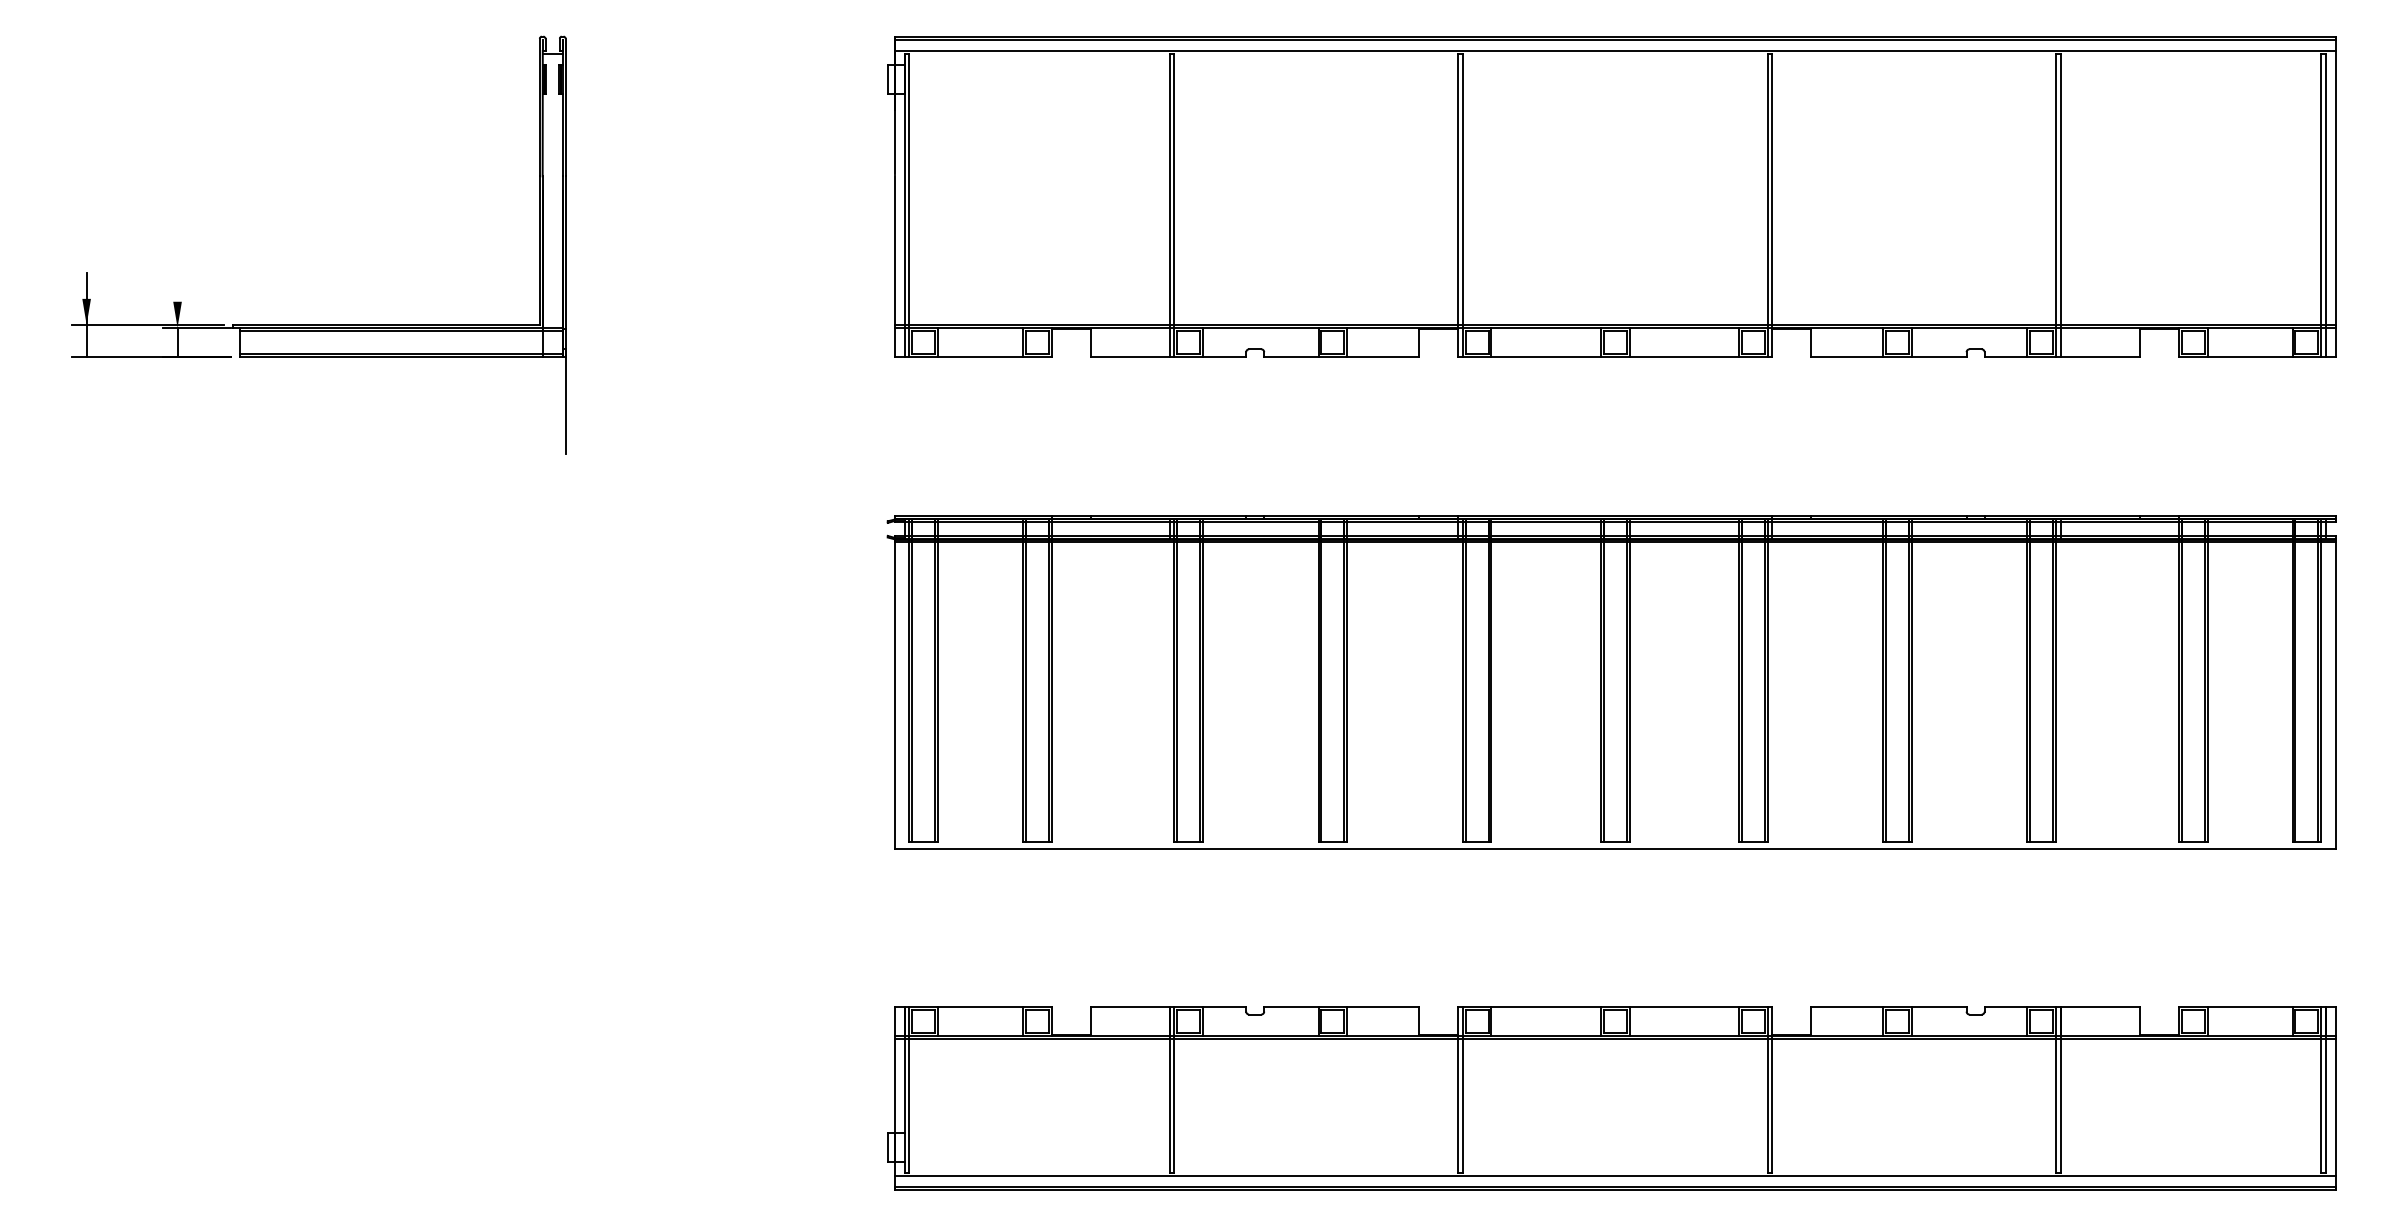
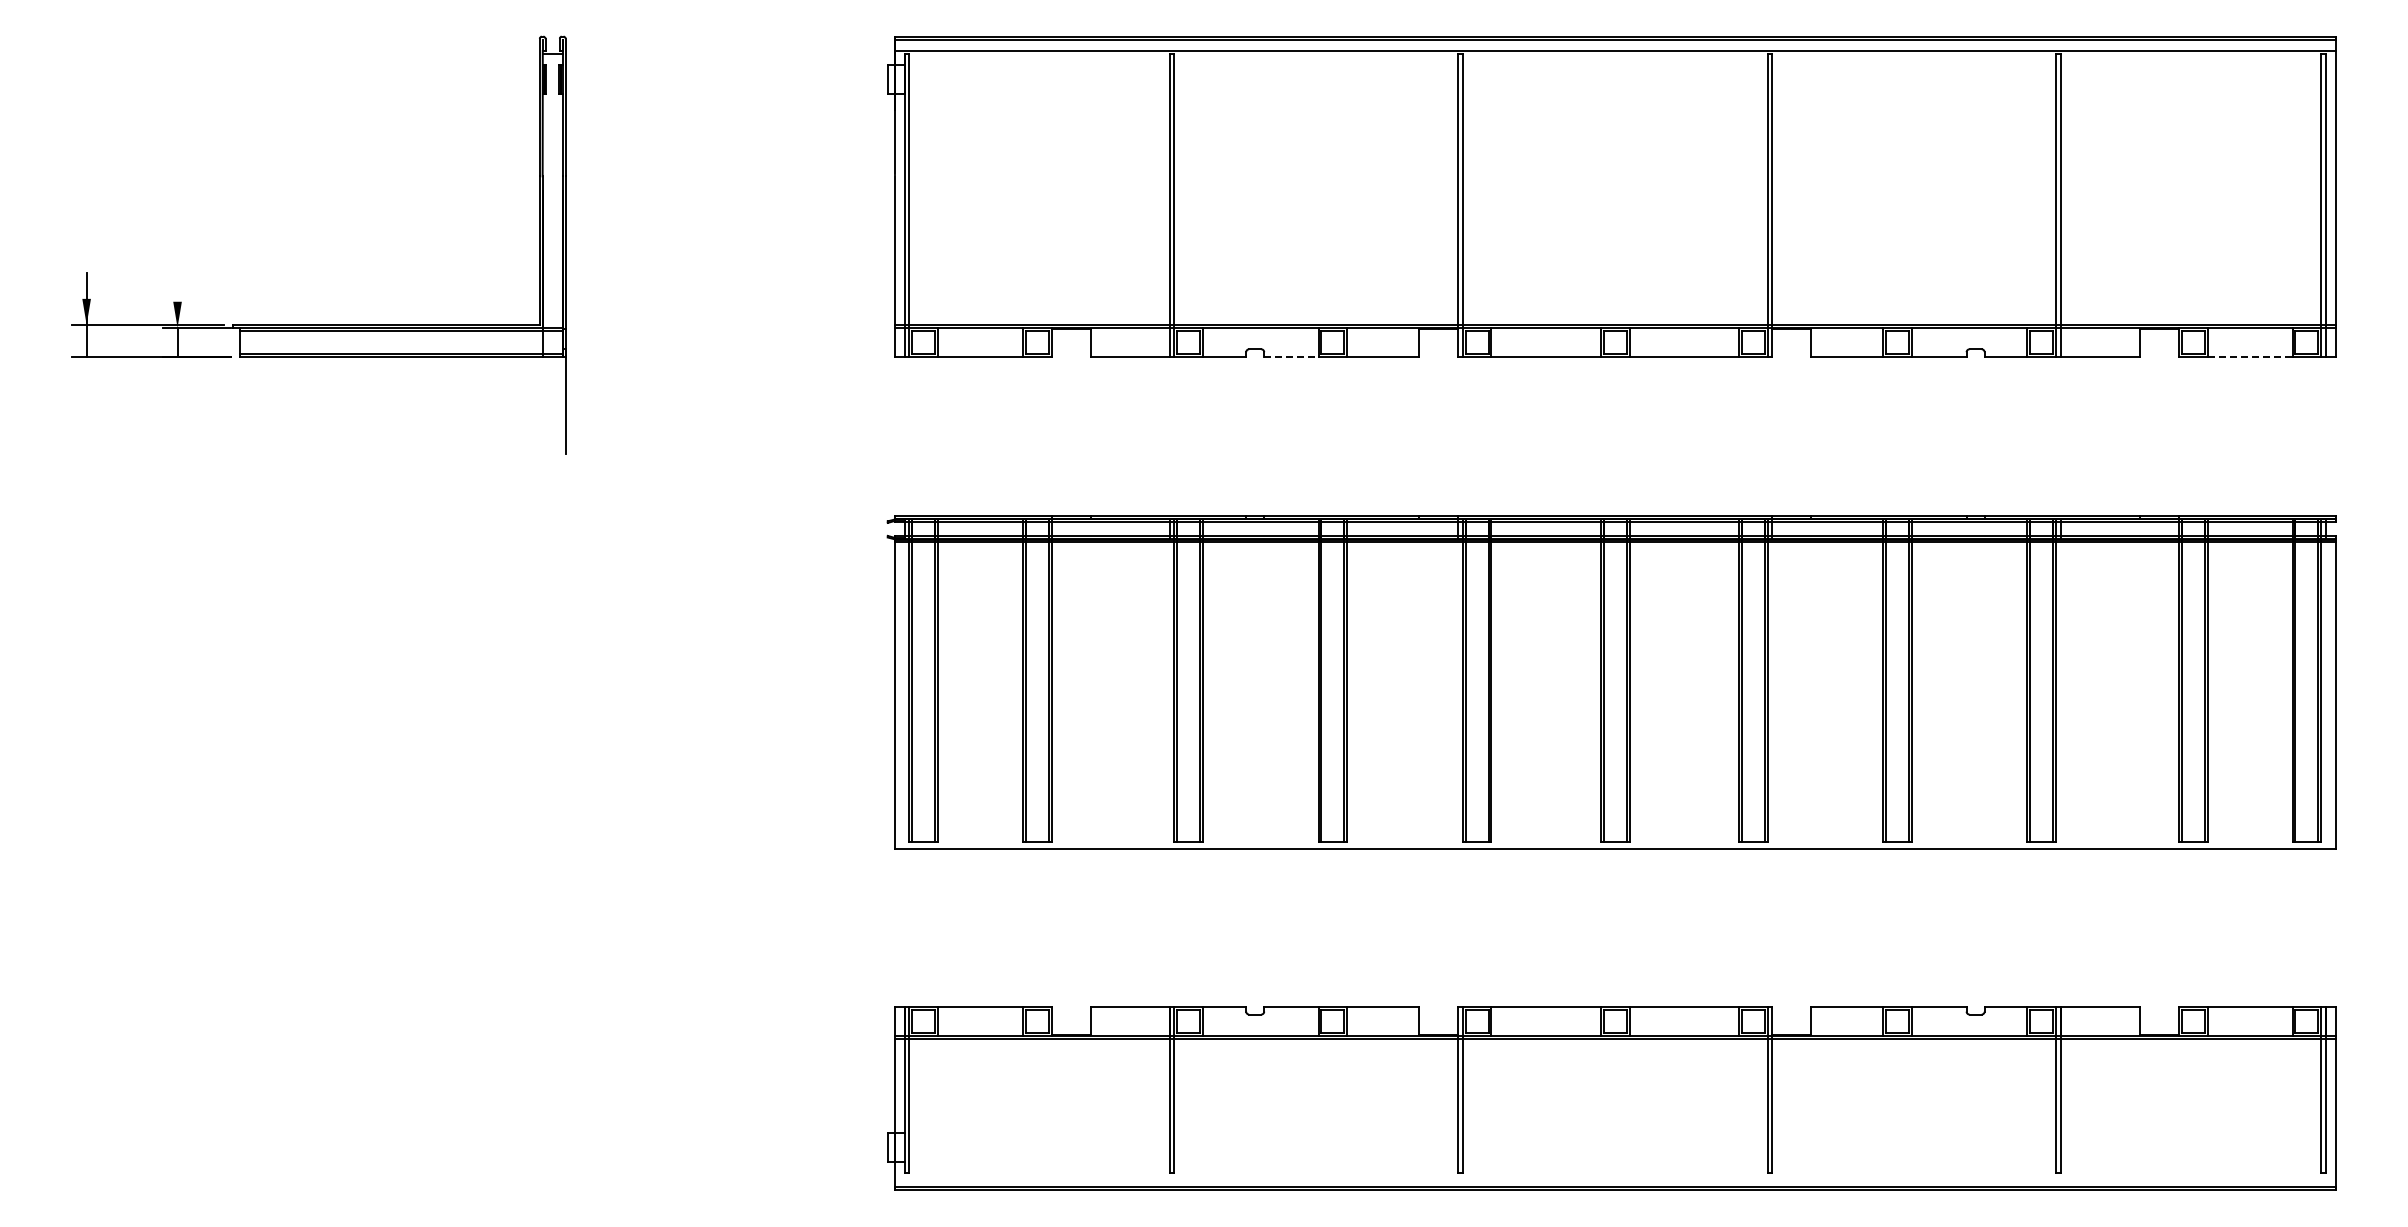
line: solid -> dashed (1291, 356)
line: solid -> dashed (2250, 356)
line: present -> none (1614, 1175)
